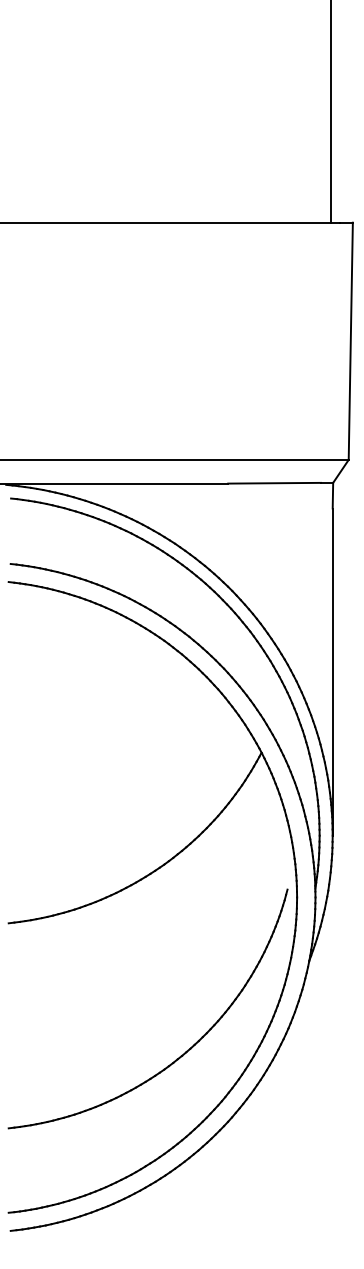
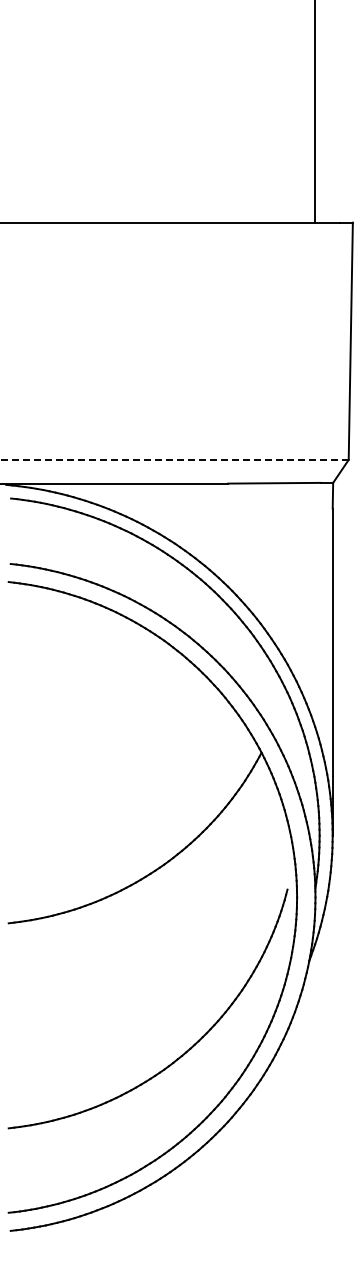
line position: (330, 112) -> (314, 112) (314, 112)
line: solid -> dashed (173, 459)
